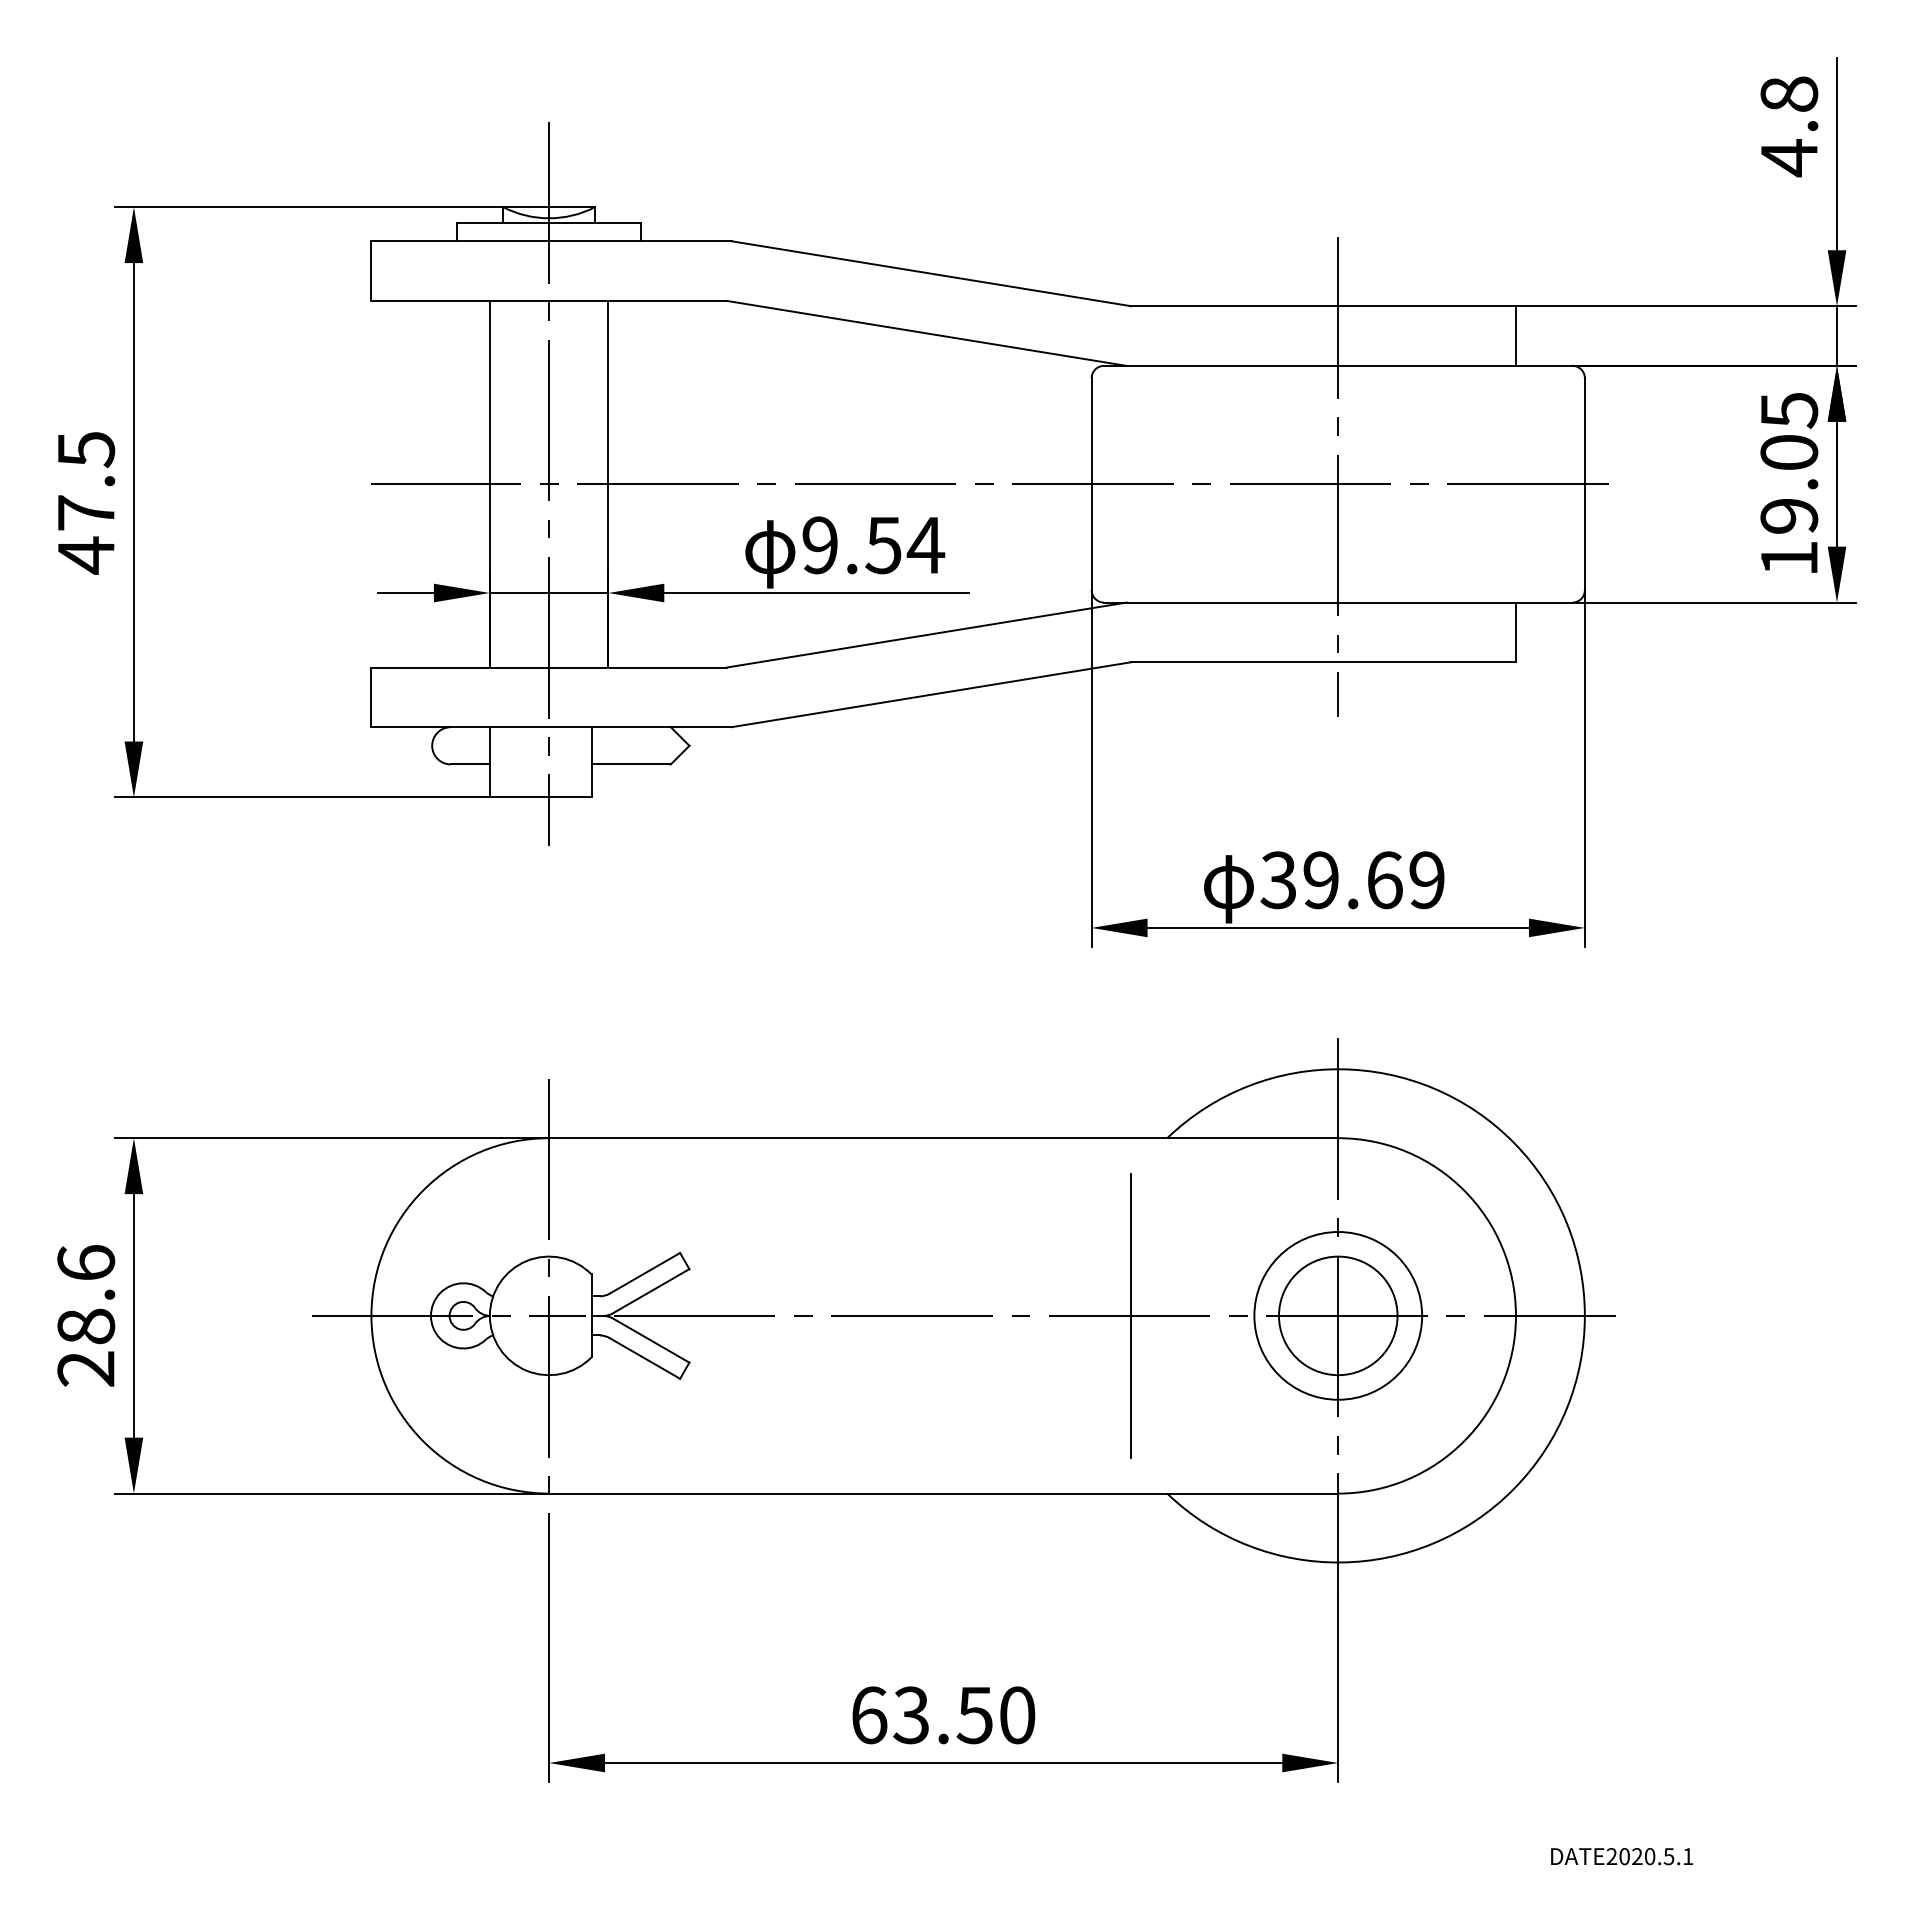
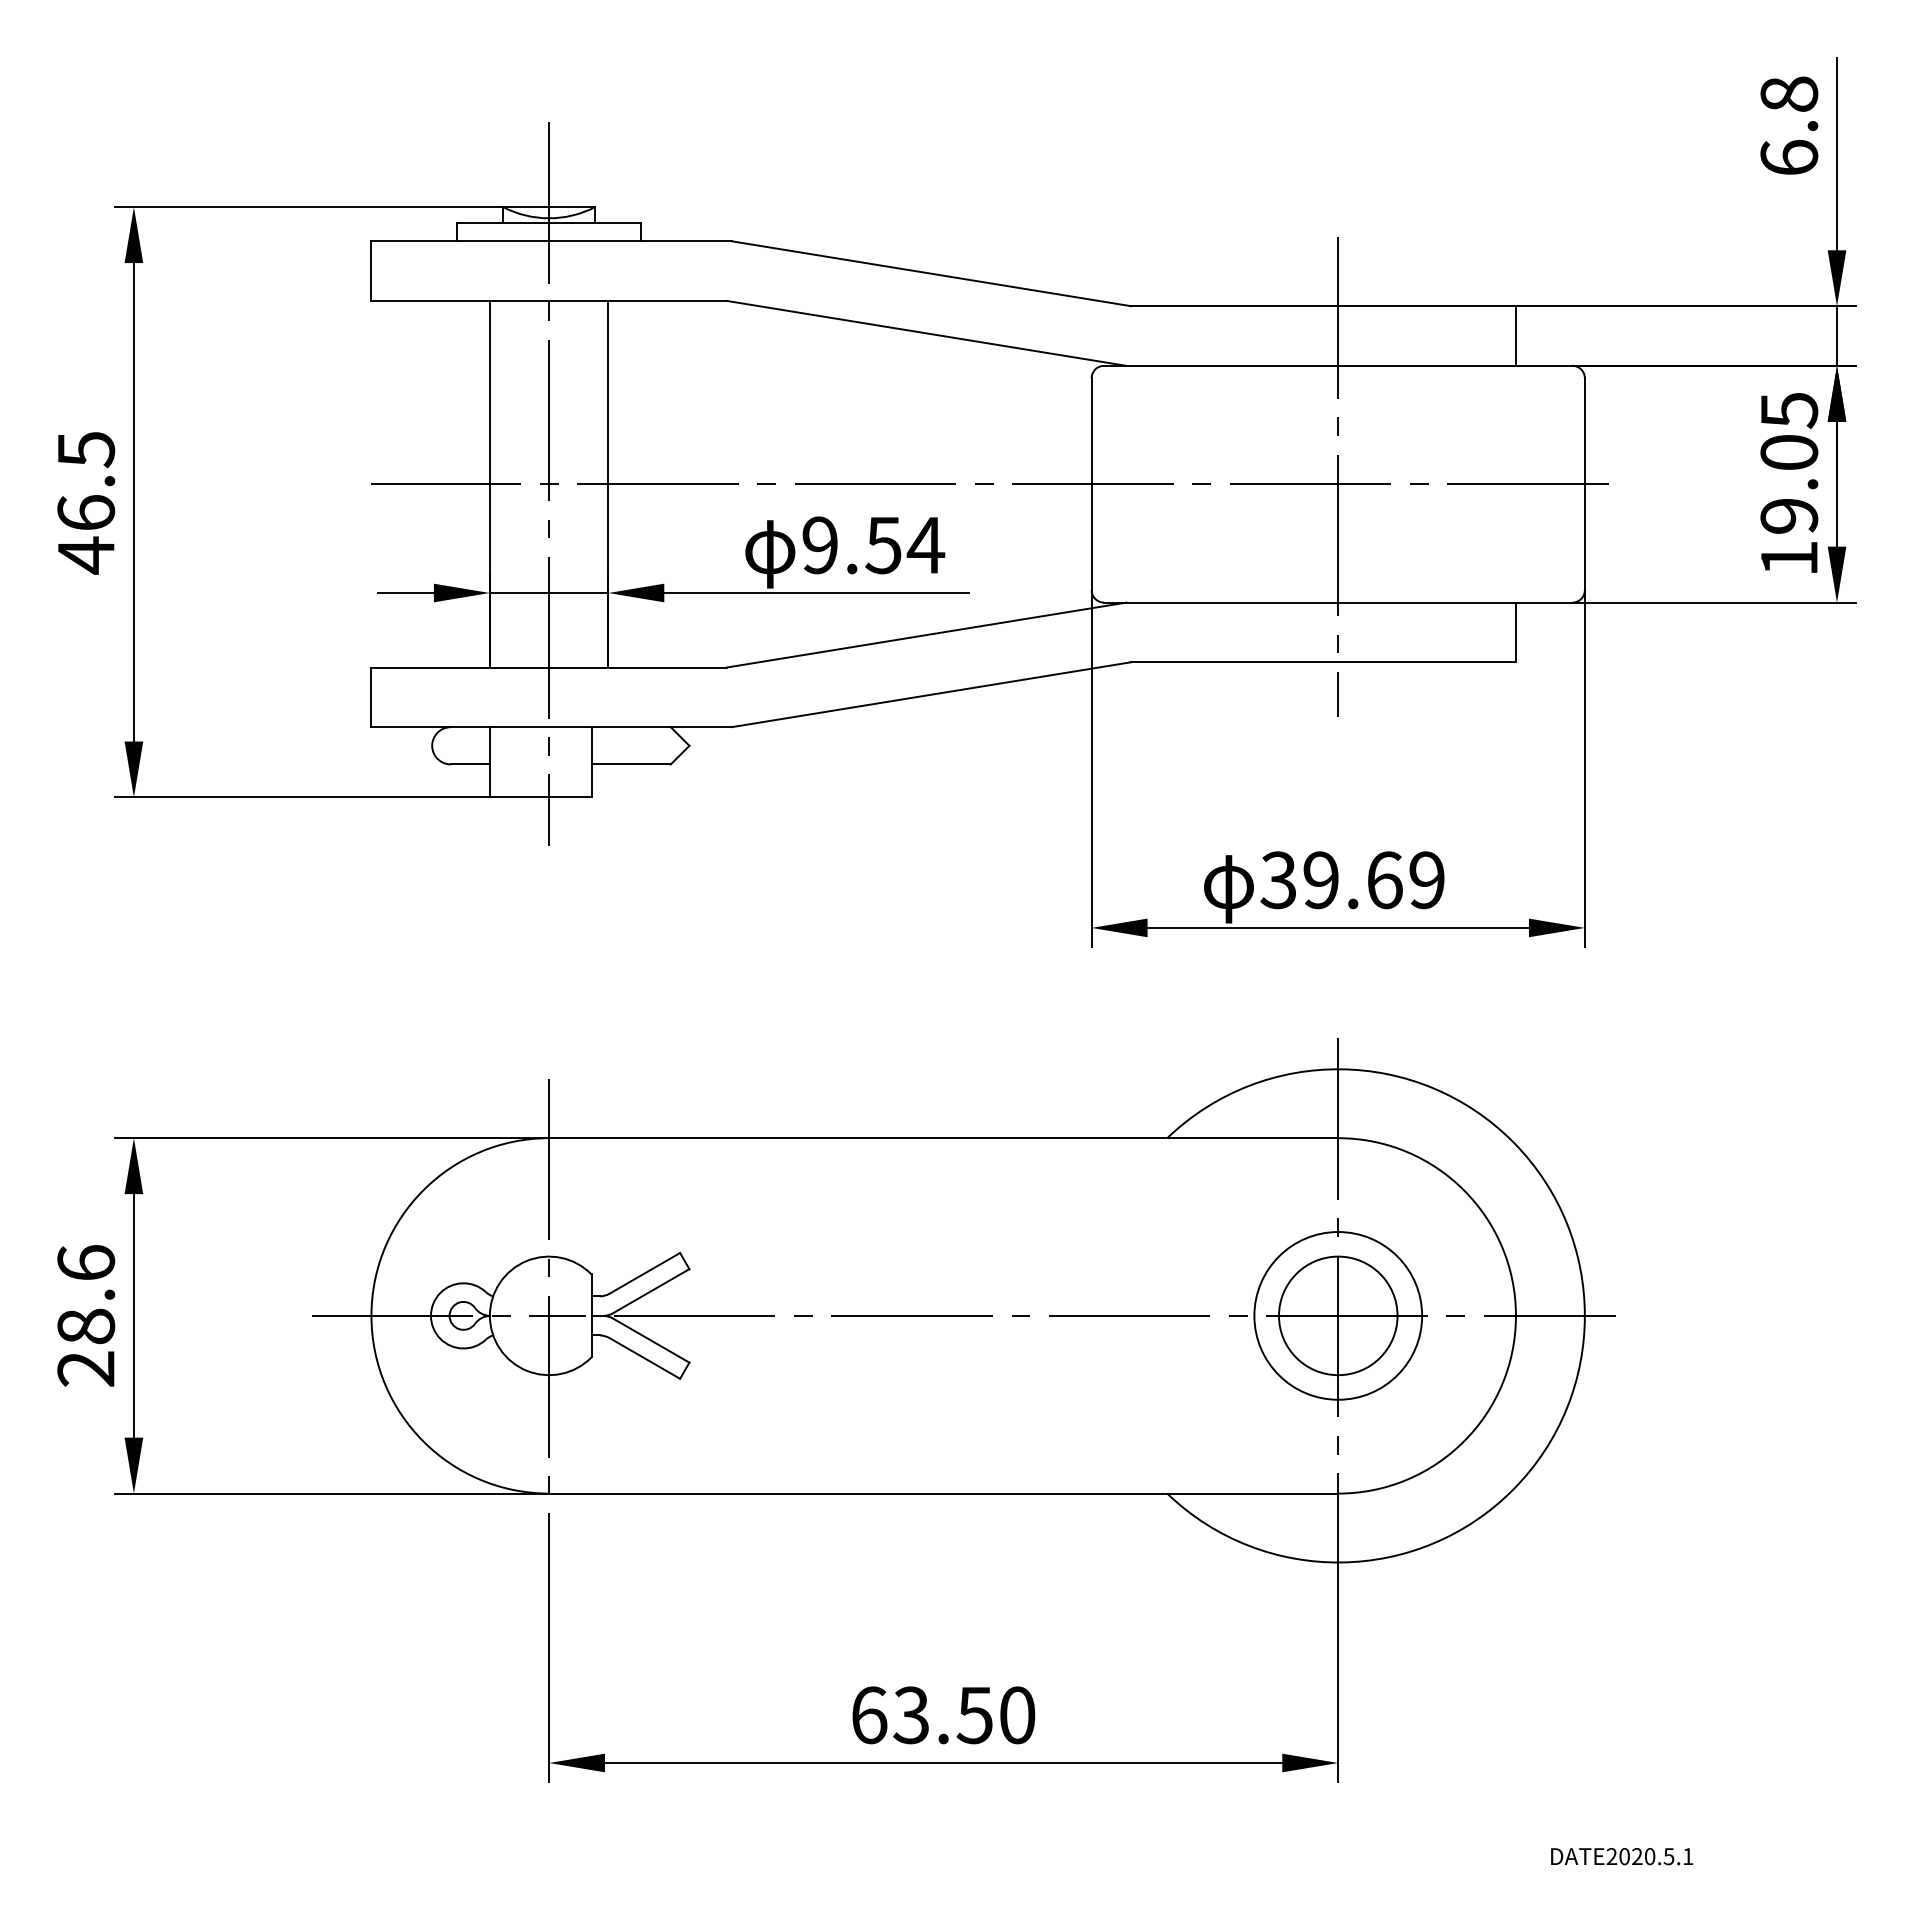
text: 4.8 -> 6.8 (1789, 158)
text: 47.5 -> 46.5 (86, 512)
line: present -> none (1131, 1315)
